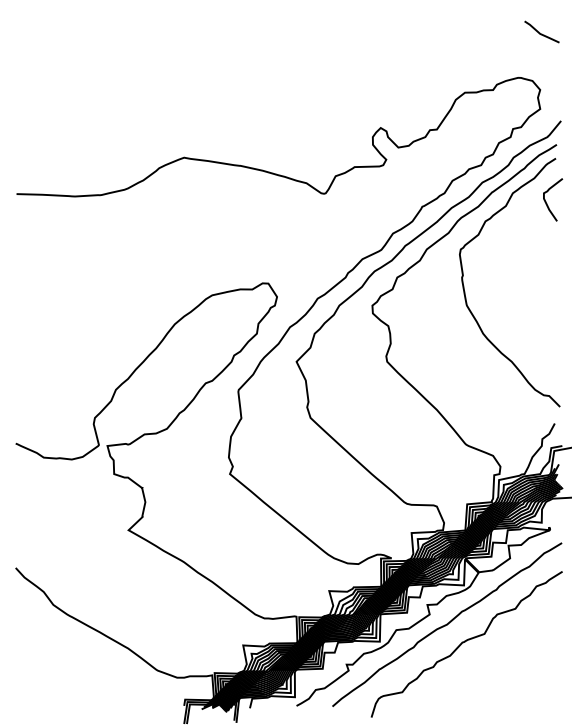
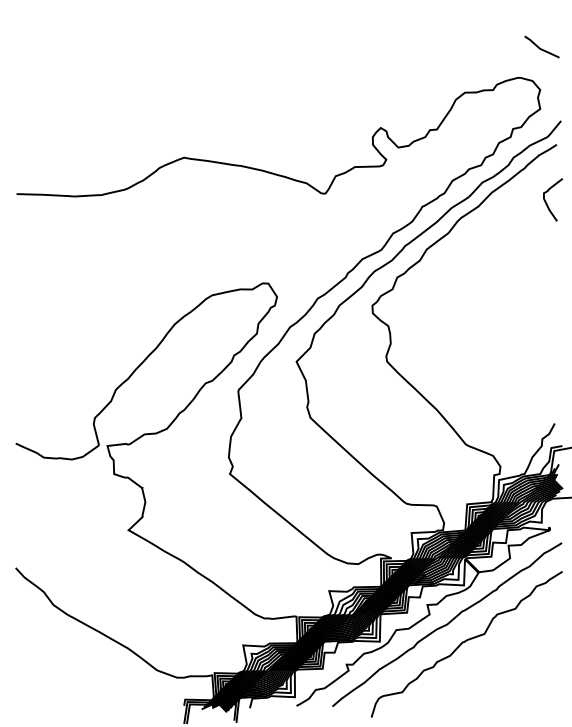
line position: (540, 32) -> (540, 47) (540, 47)
curve: present -> none (465, 291)
